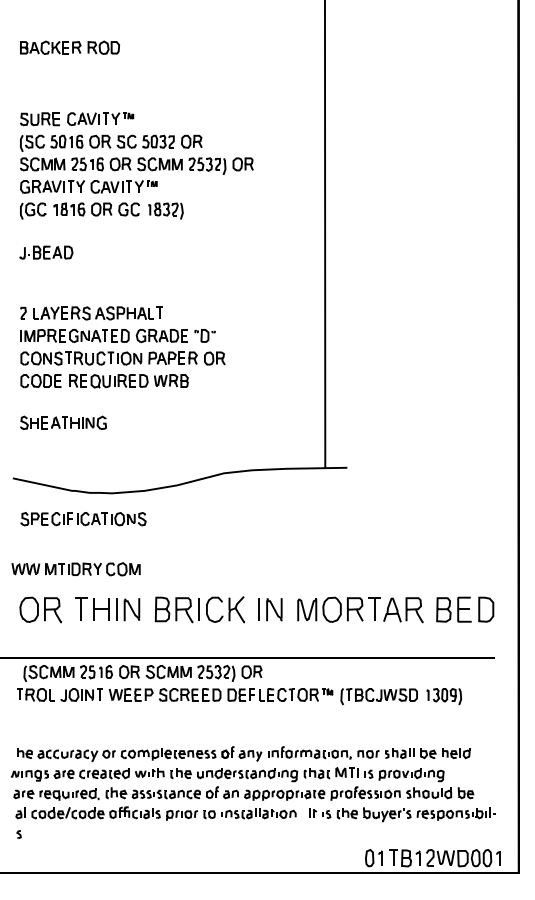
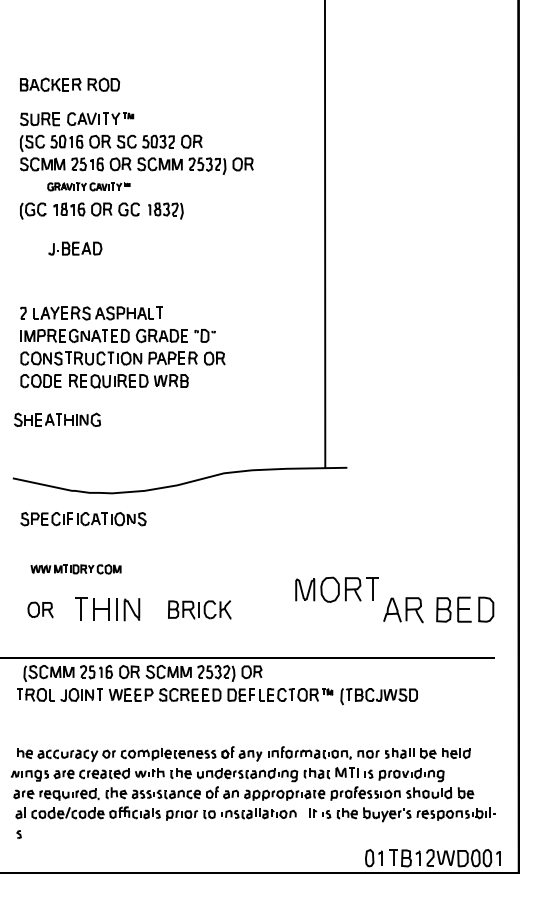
part position: (69, 47) -> (69, 84) (69, 84)
part size: 138x14 px -> 84x10 px (88, 186)
part position: (46, 252) -> (75, 248) (75, 248)
part position: (63, 422) -> (57, 419) (57, 419)
part size: 130x15 px -> 92x11 px (75, 569)
part size: 43x28 px -> 27x18 px (40, 609)
part size: 91x28 px -> 64x20 px (199, 609)
part: present -> none (270, 609)
part position: (338, 609) -> (336, 589) (336, 589)
part: present -> none (444, 696)
